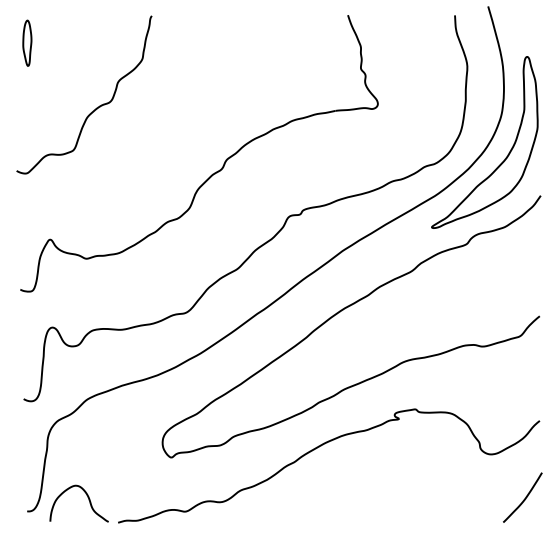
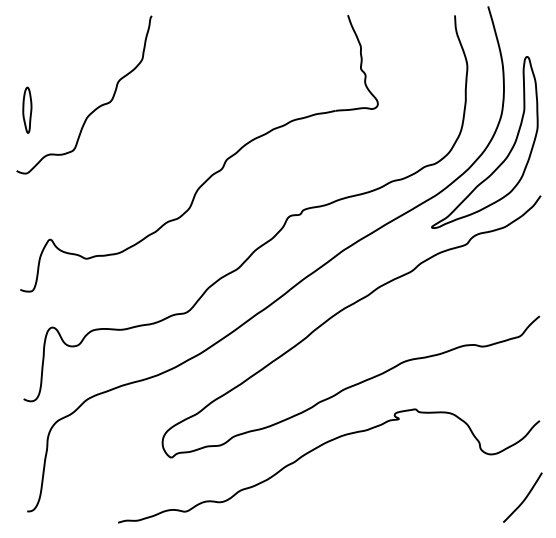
part position: (27, 42) -> (27, 109) (27, 109)
curve: present -> none (88, 500)
